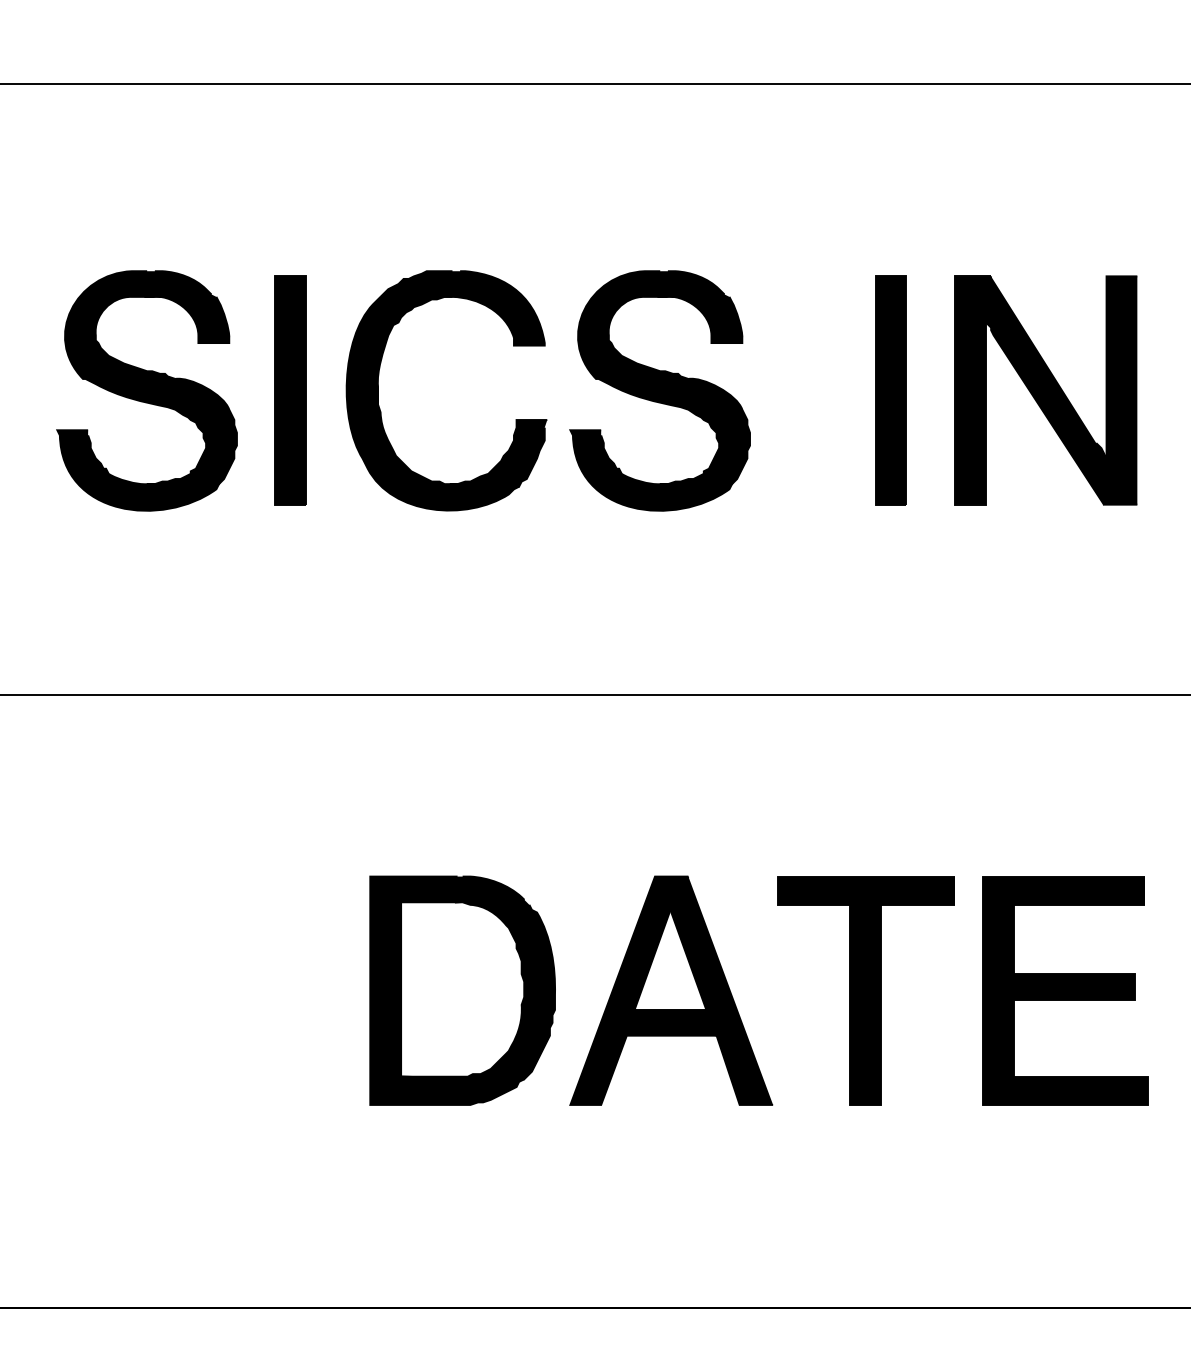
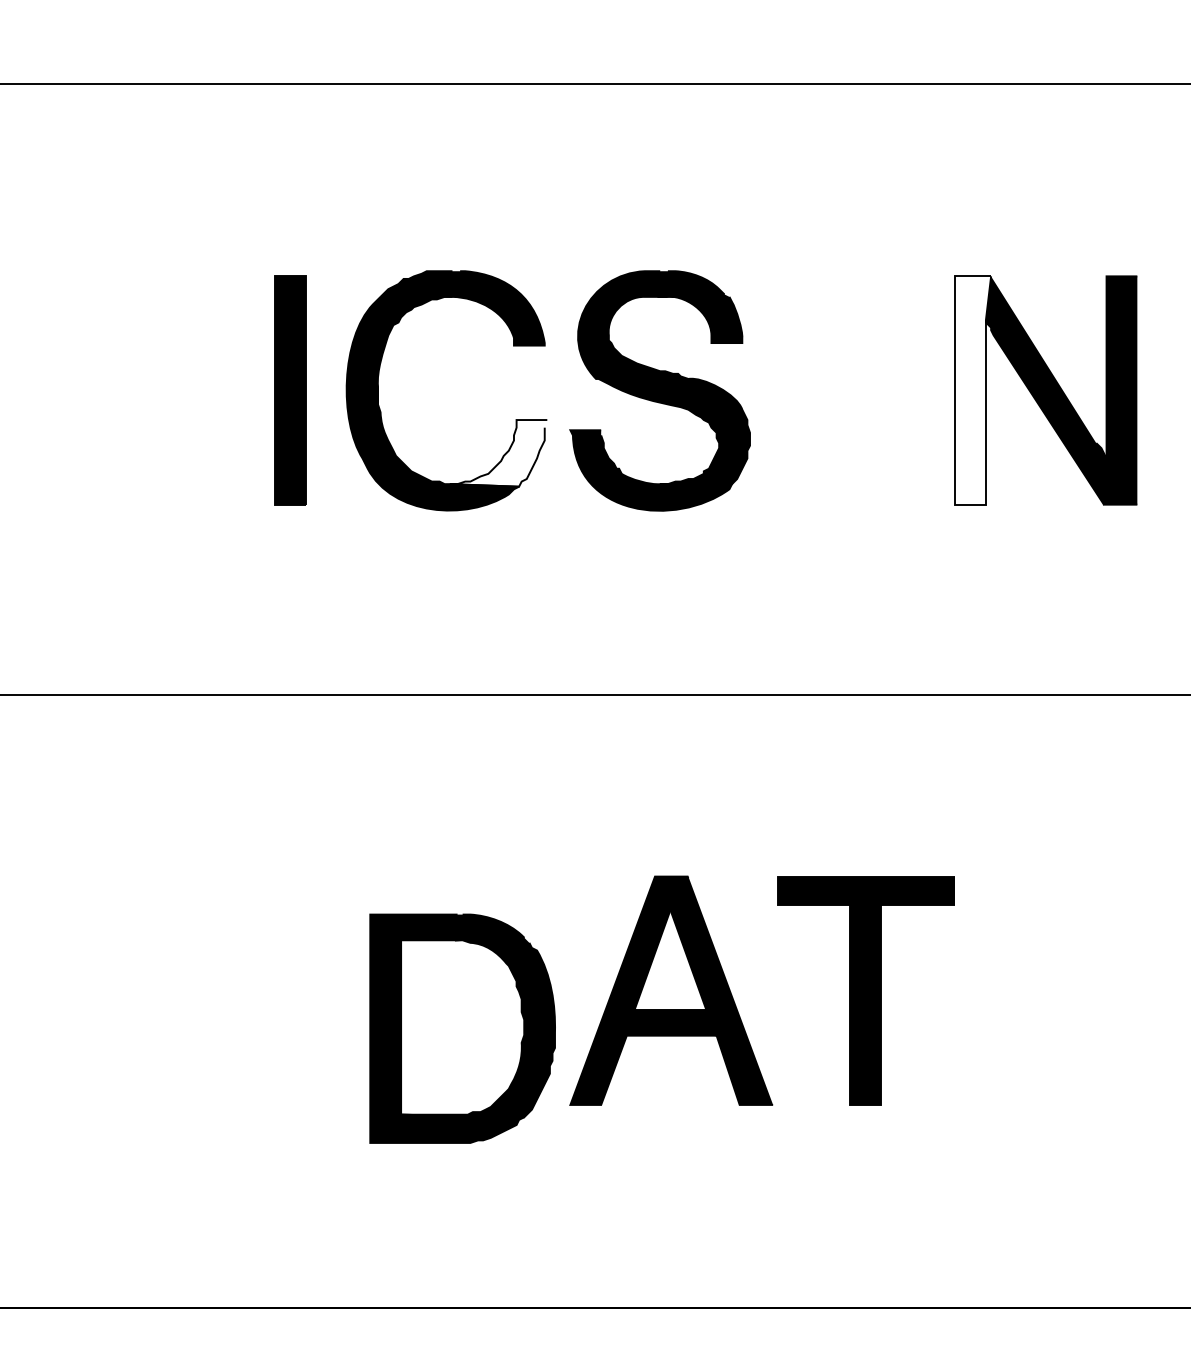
part: present -> none (146, 390)
part: present -> none (890, 390)
fill: present -> none (973, 390)
fill: present -> none (498, 453)
part position: (462, 990) -> (462, 1028) (462, 1028)
part: present -> none (1065, 990)
